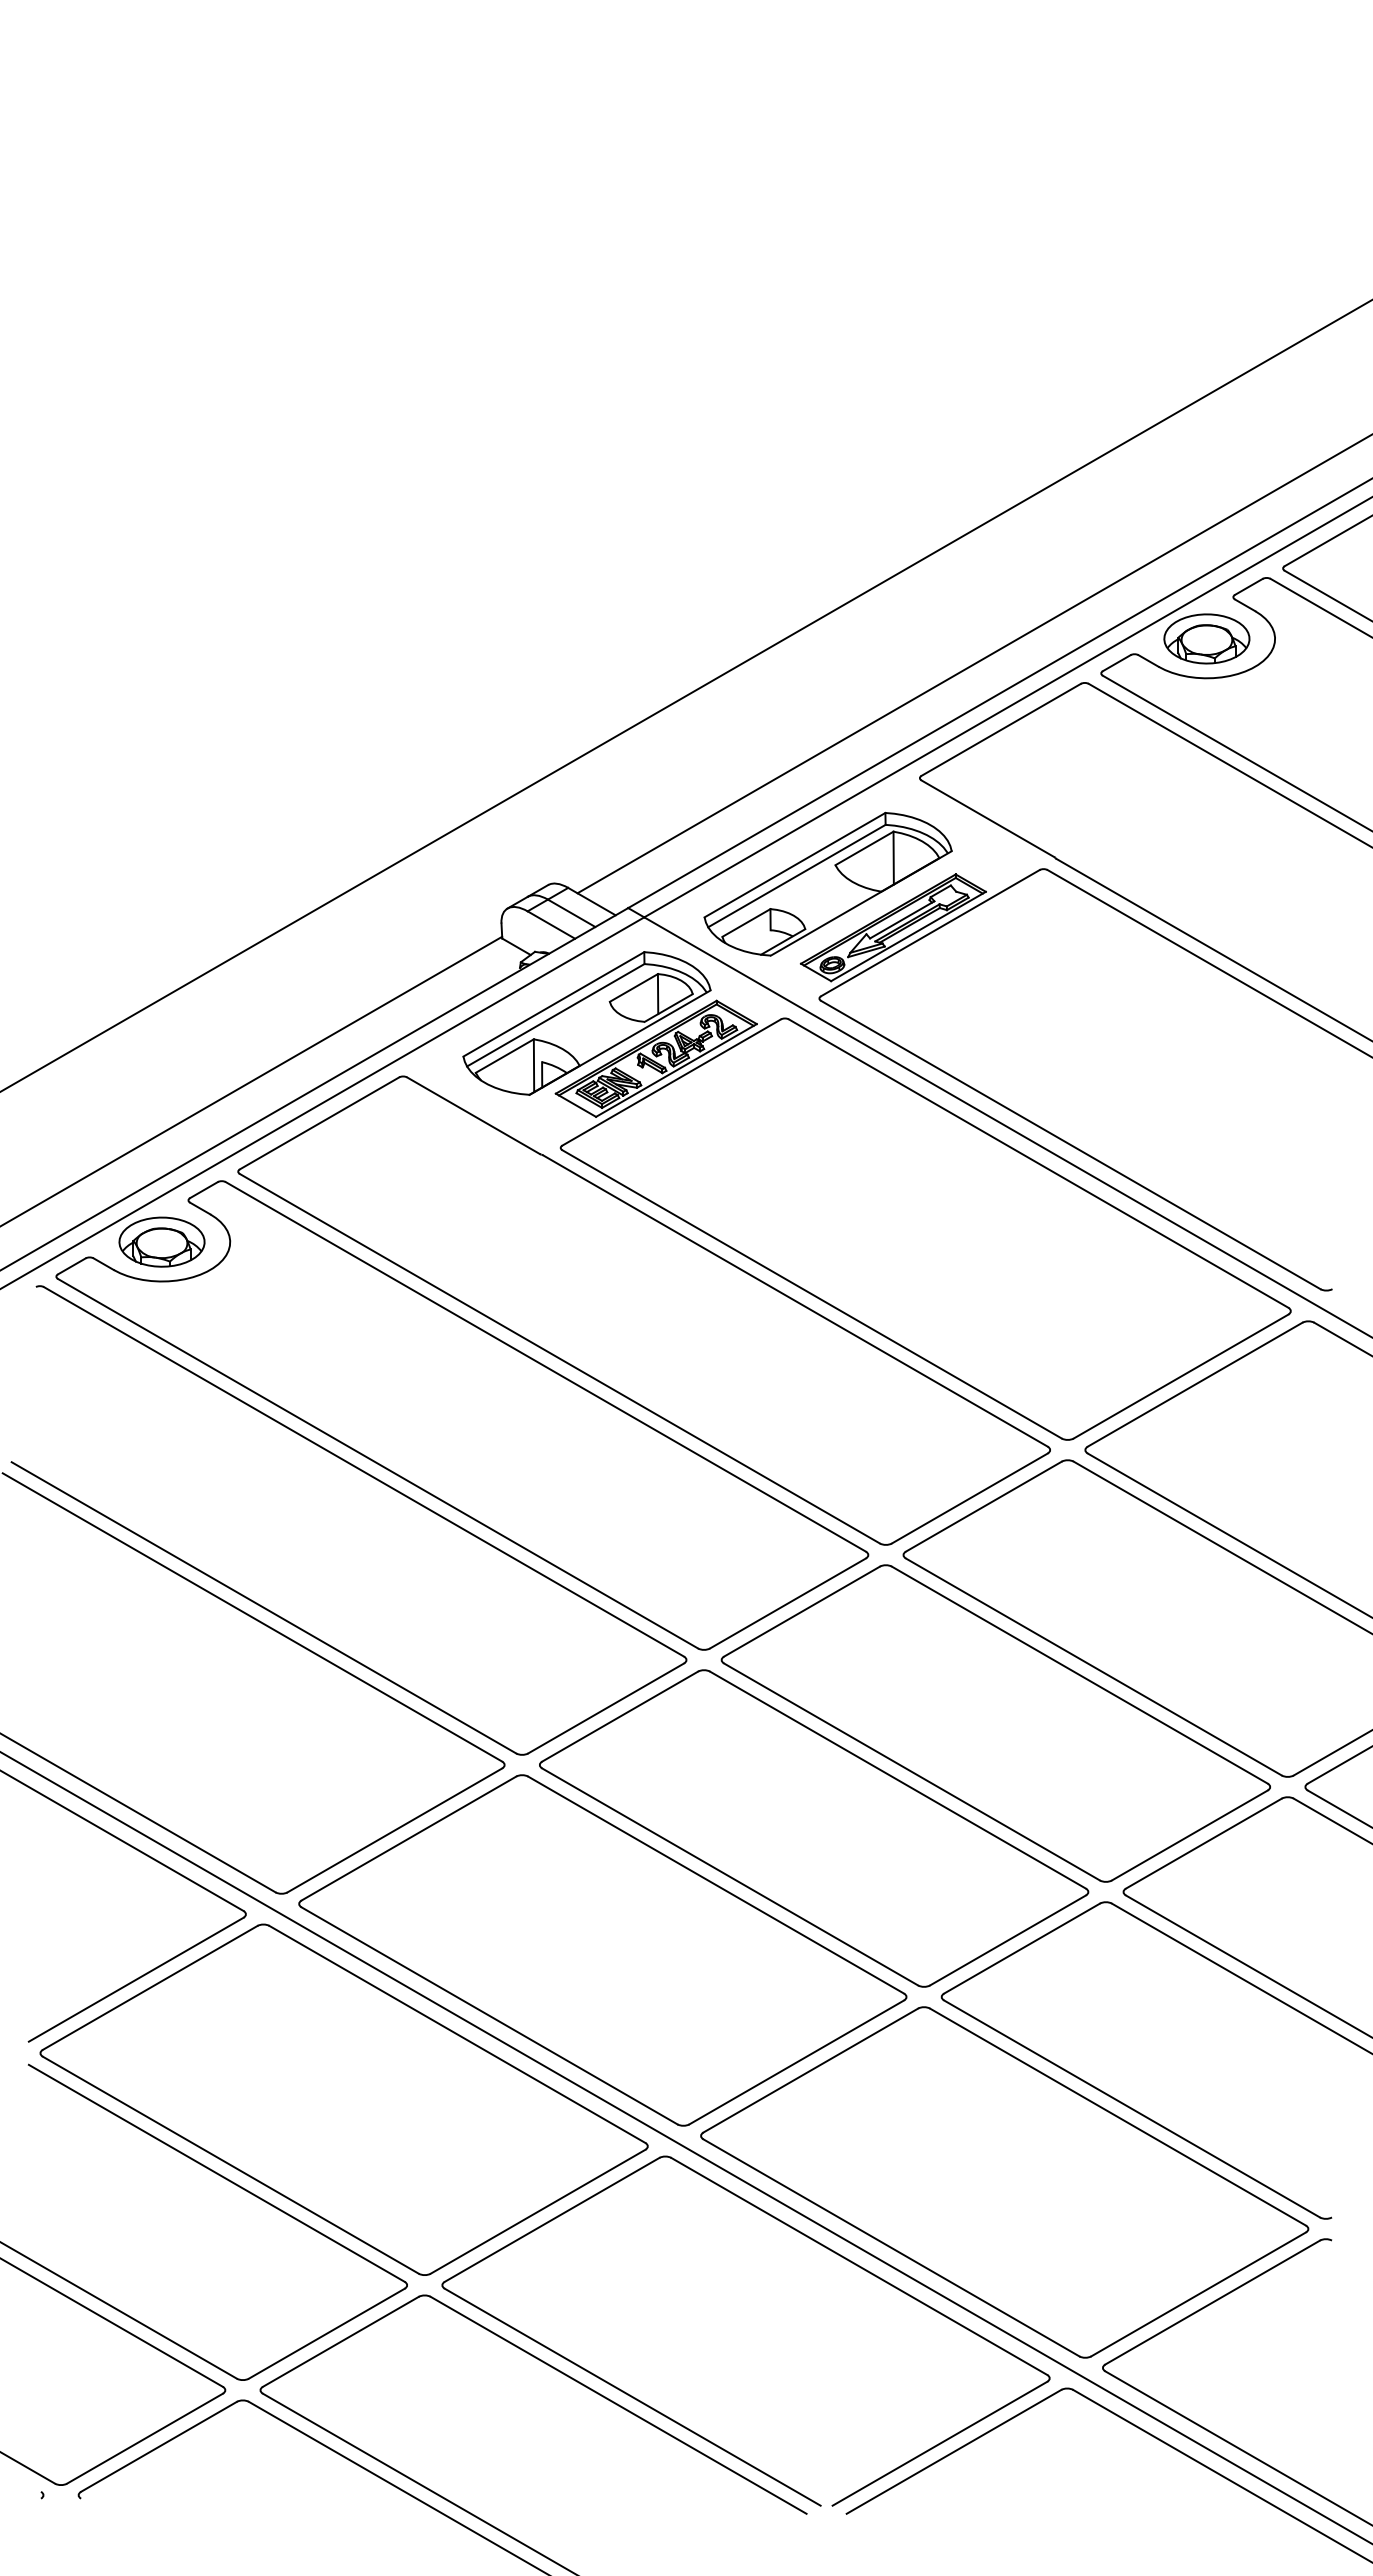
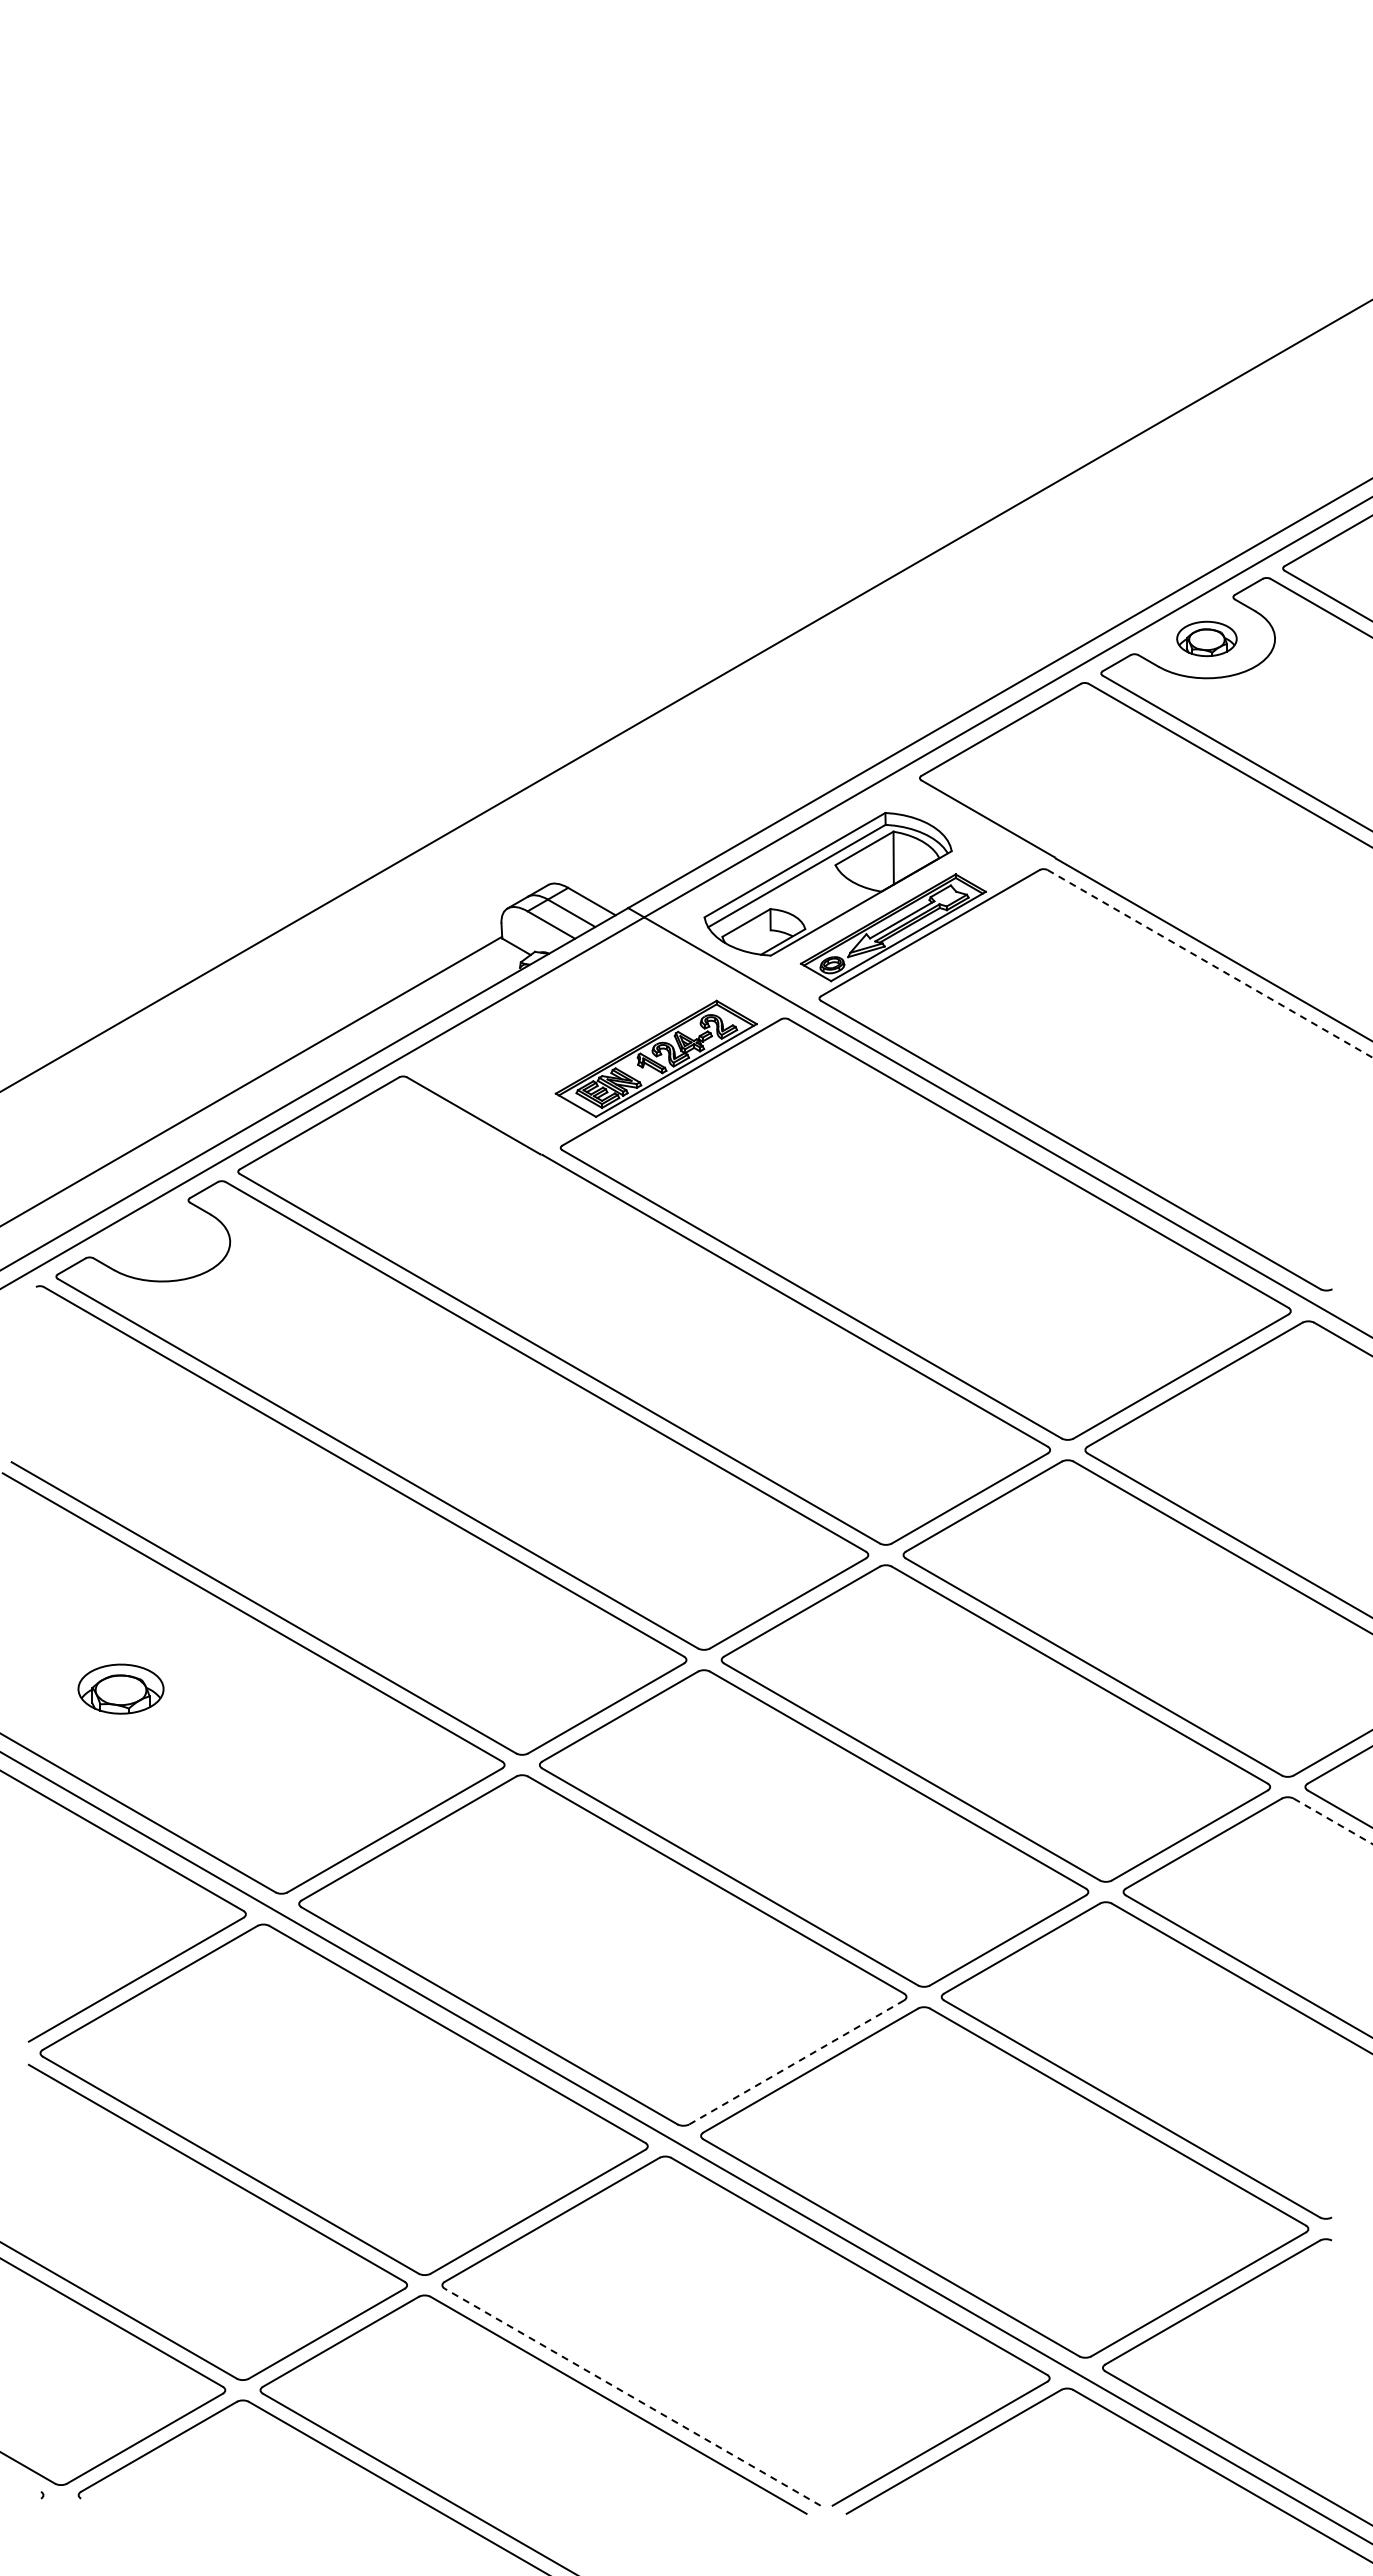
part size: 88x52 px -> 62x38 px (1206, 638)
line: present -> none (973, 664)
line: solid -> dashed (1210, 964)
part: present -> none (586, 1023)
part position: (161, 1241) -> (120, 1688) (120, 1688)
line: solid -> dashed (1333, 1821)
line: solid -> dashed (796, 2062)
line: solid -> dashed (632, 2397)
